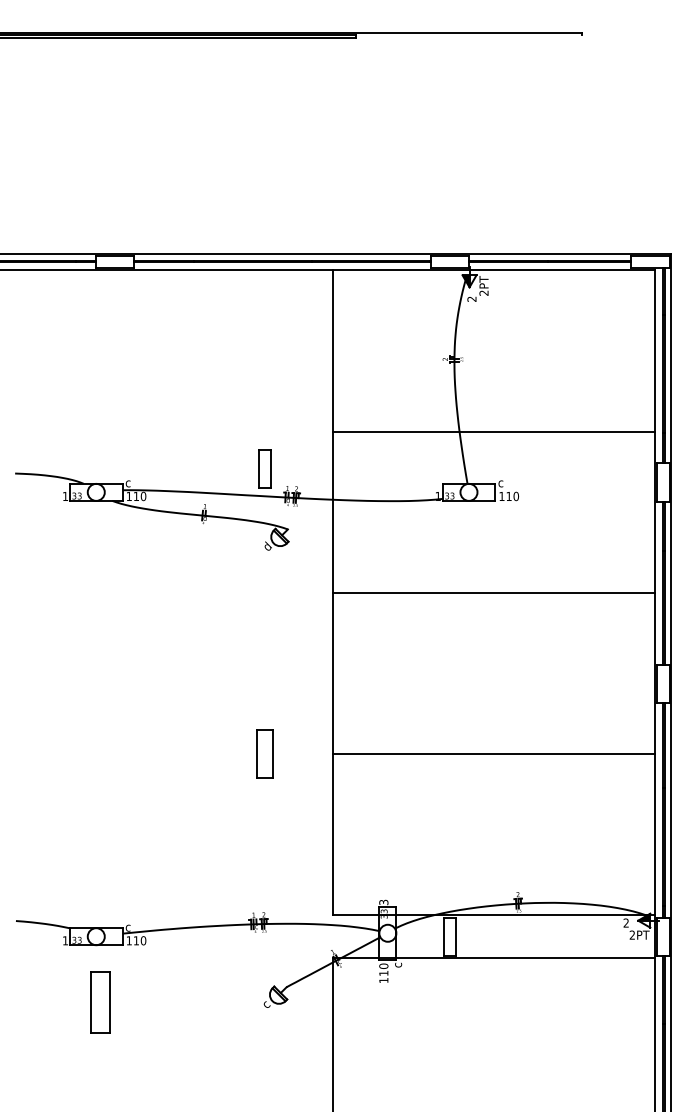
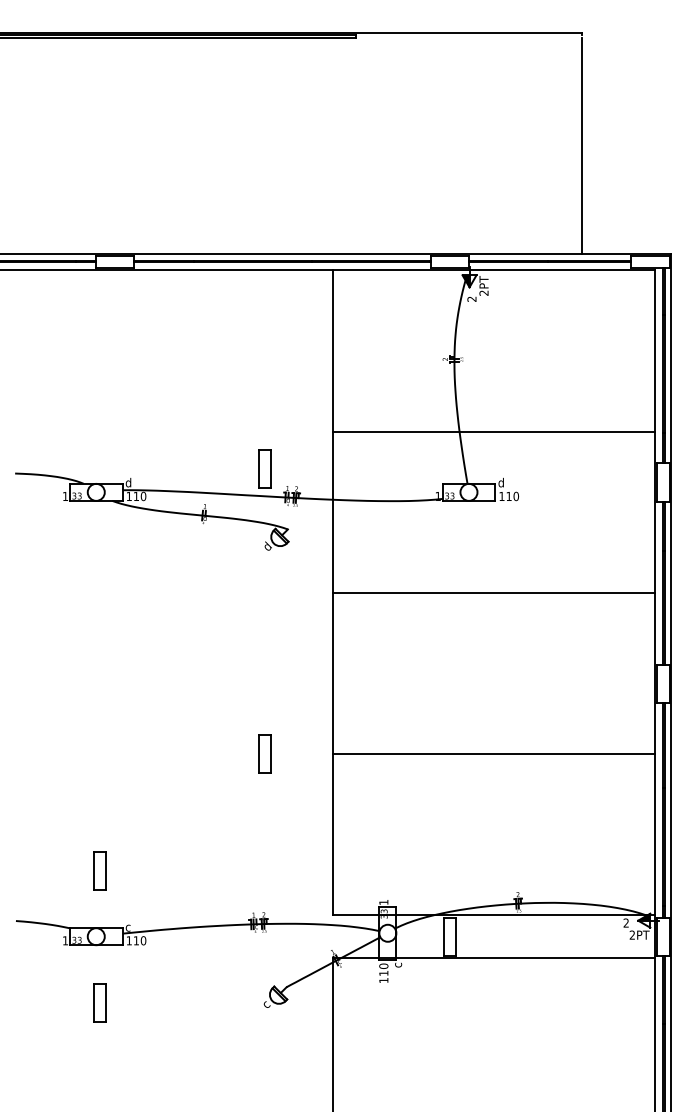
line: none -> present (582, 146)
text: c -> d (128, 482)
text: c -> d (501, 482)
part size: 18x50 px -> 14x40 px (264, 753)
part: none -> present (99, 870)
text: 3 -> 1 (383, 902)
part size: 21x63 px -> 14x40 px (99, 1002)
